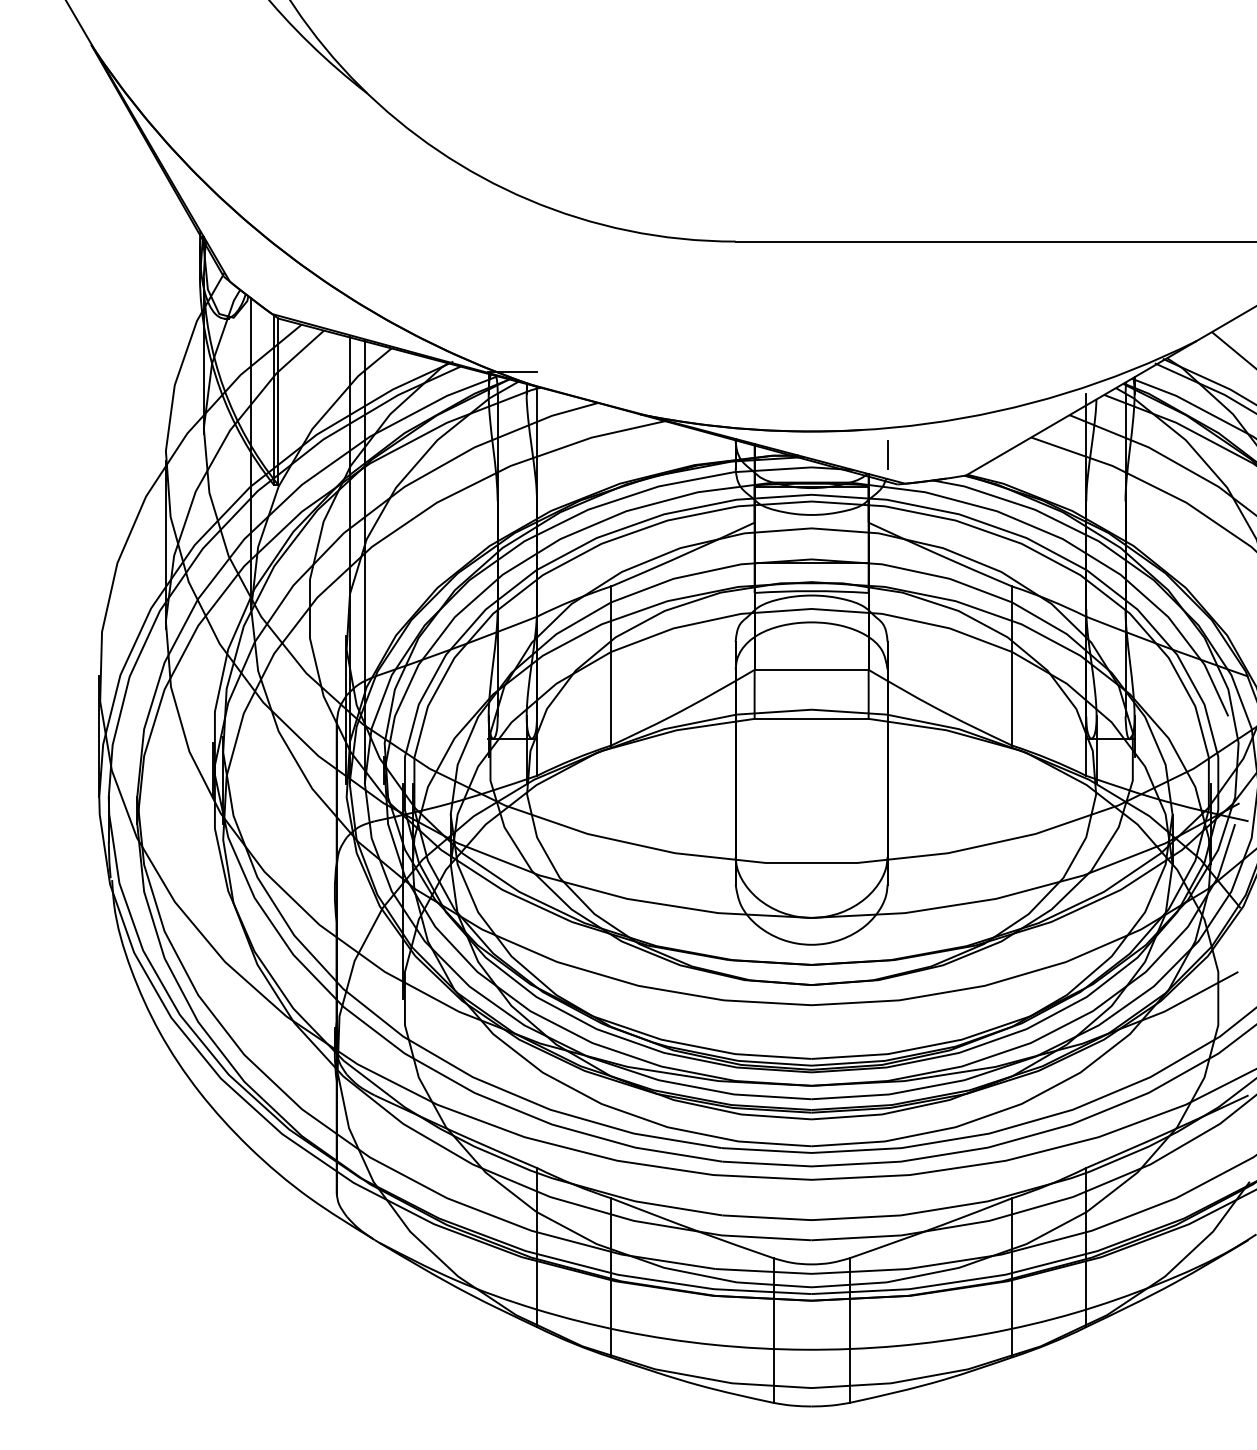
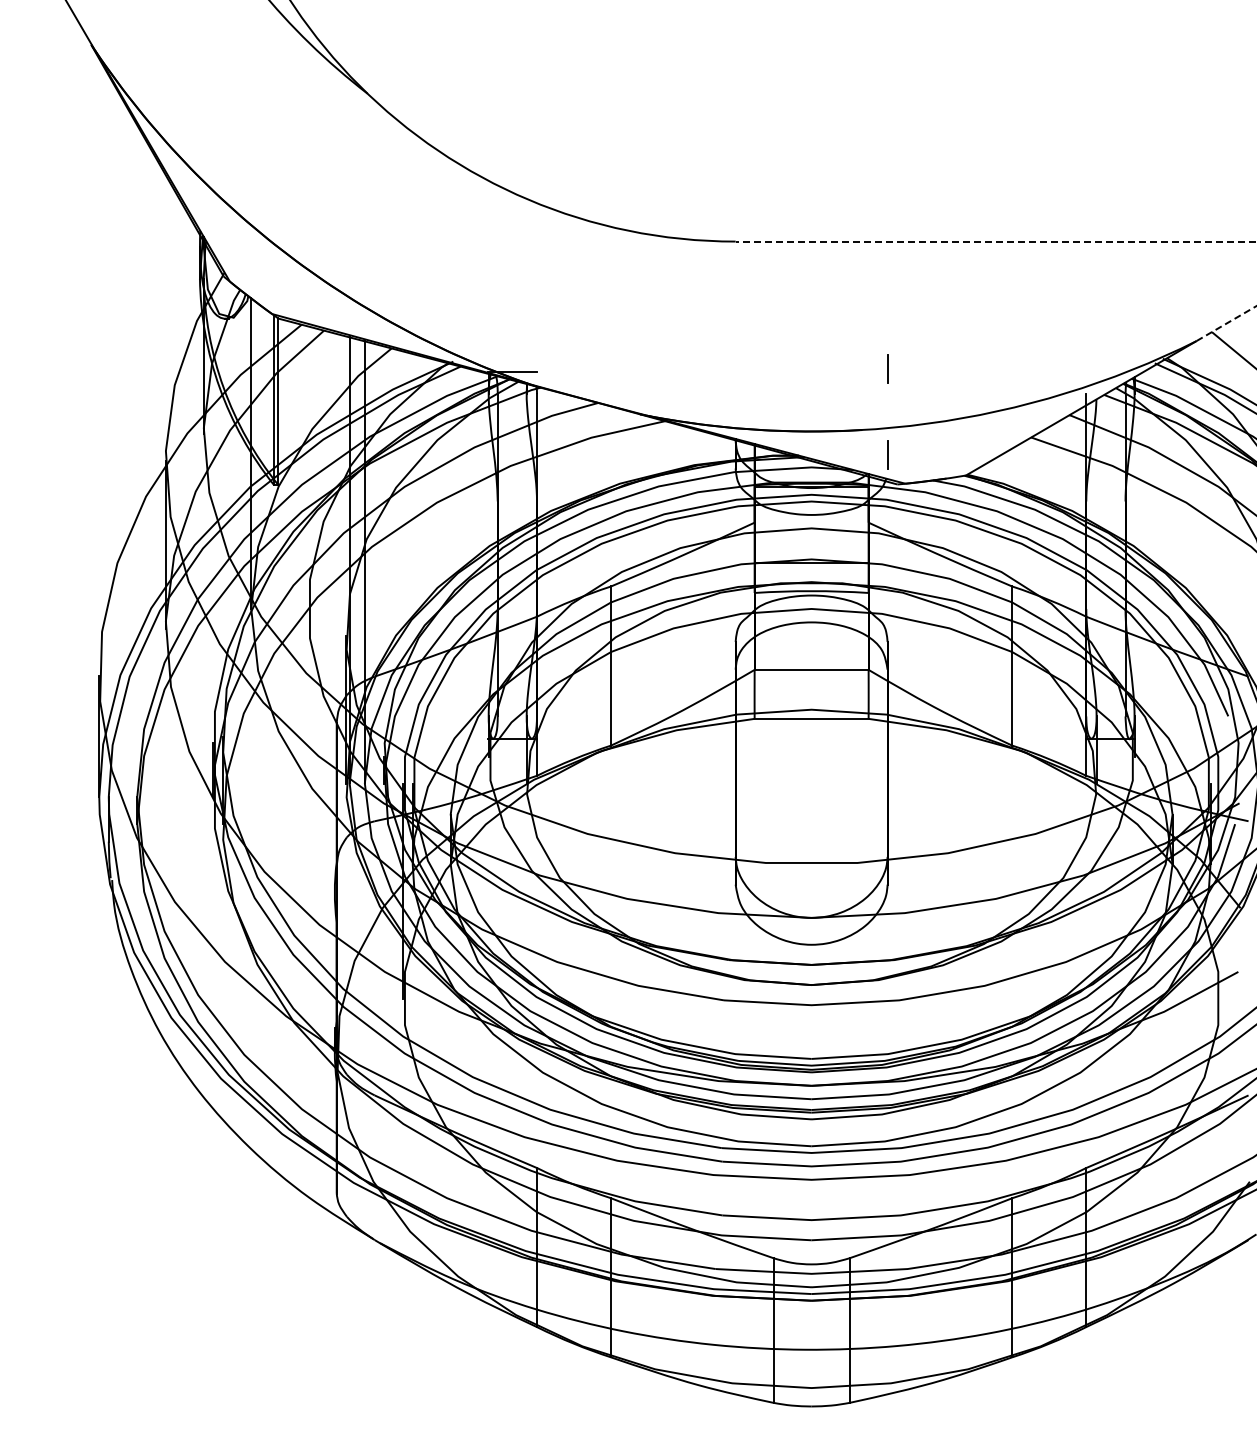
line: solid -> dashed (995, 241)
line: solid -> dashed (1226, 323)
line: none -> present (887, 368)
